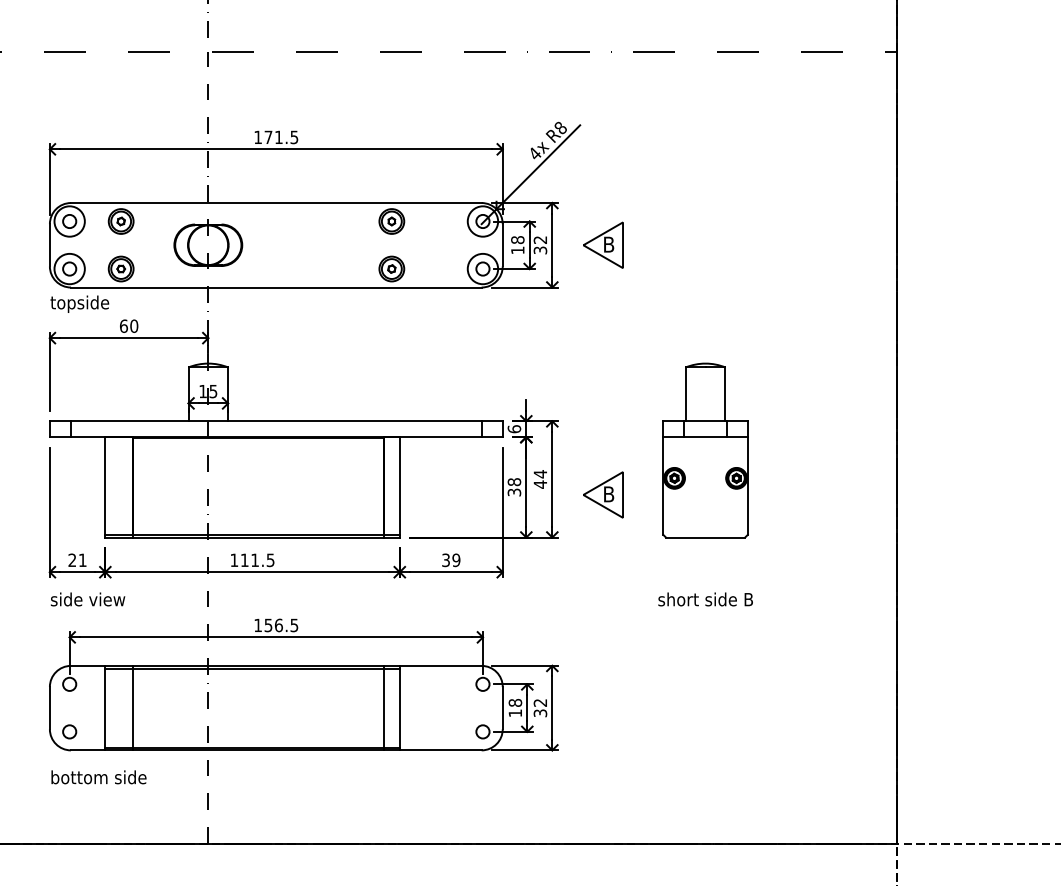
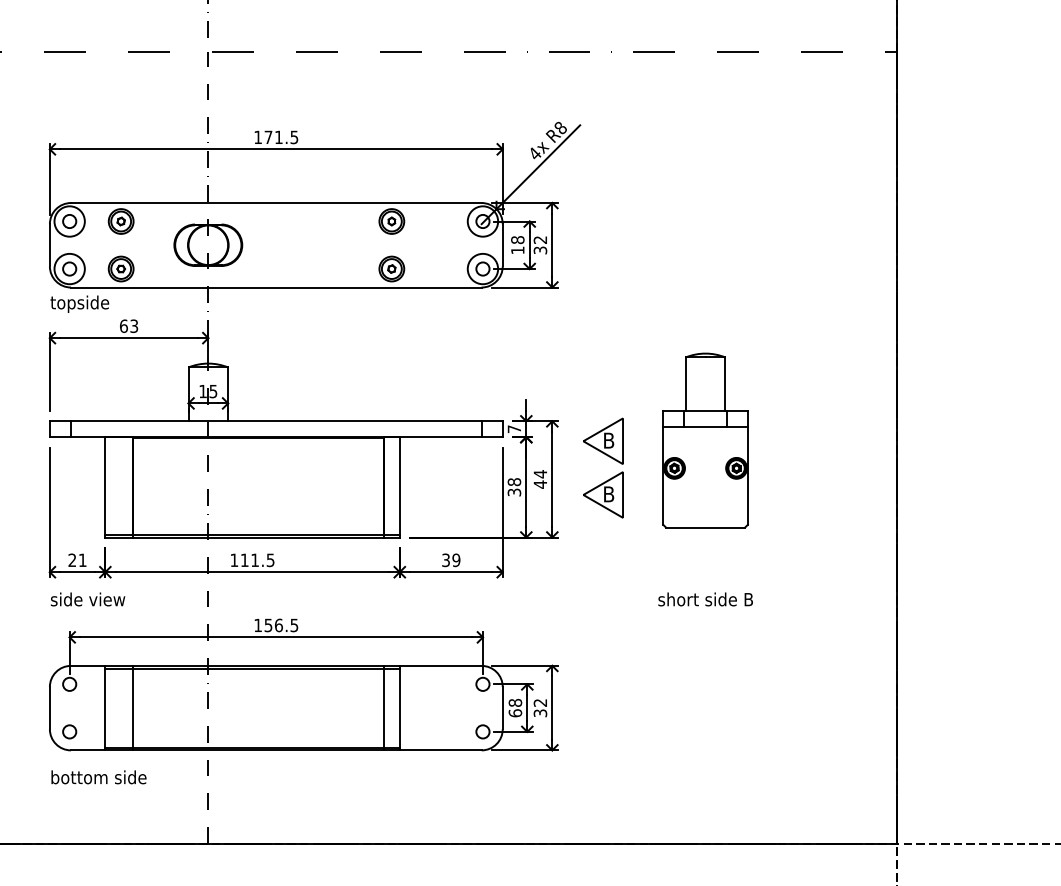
part position: (603, 244) -> (603, 440) (603, 440)
text: 60 -> 63 (134, 325)
text: 6 -> 7 (514, 429)
part position: (705, 450) -> (705, 440) (705, 440)
text: 18 -> 68 (515, 713)
